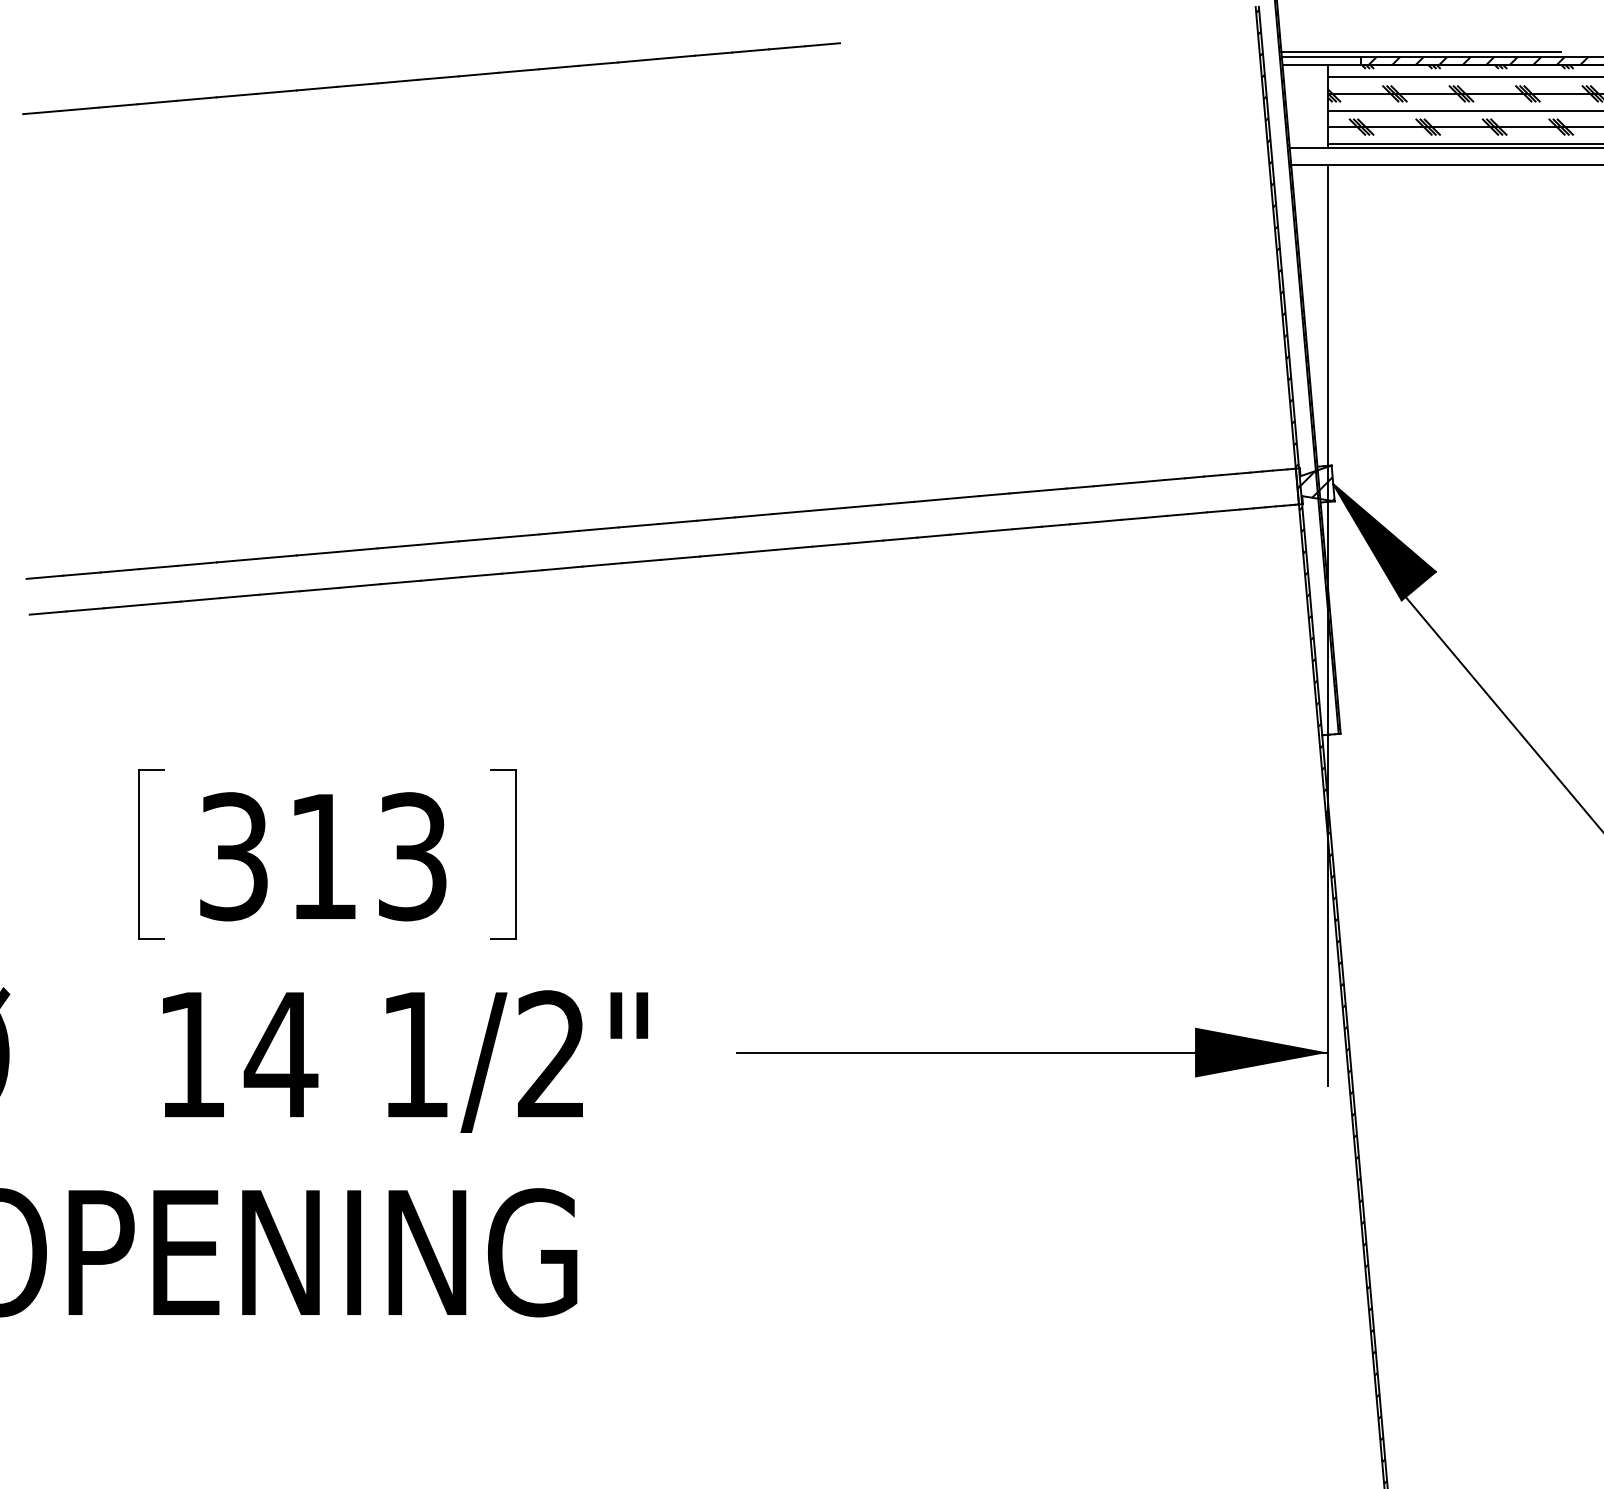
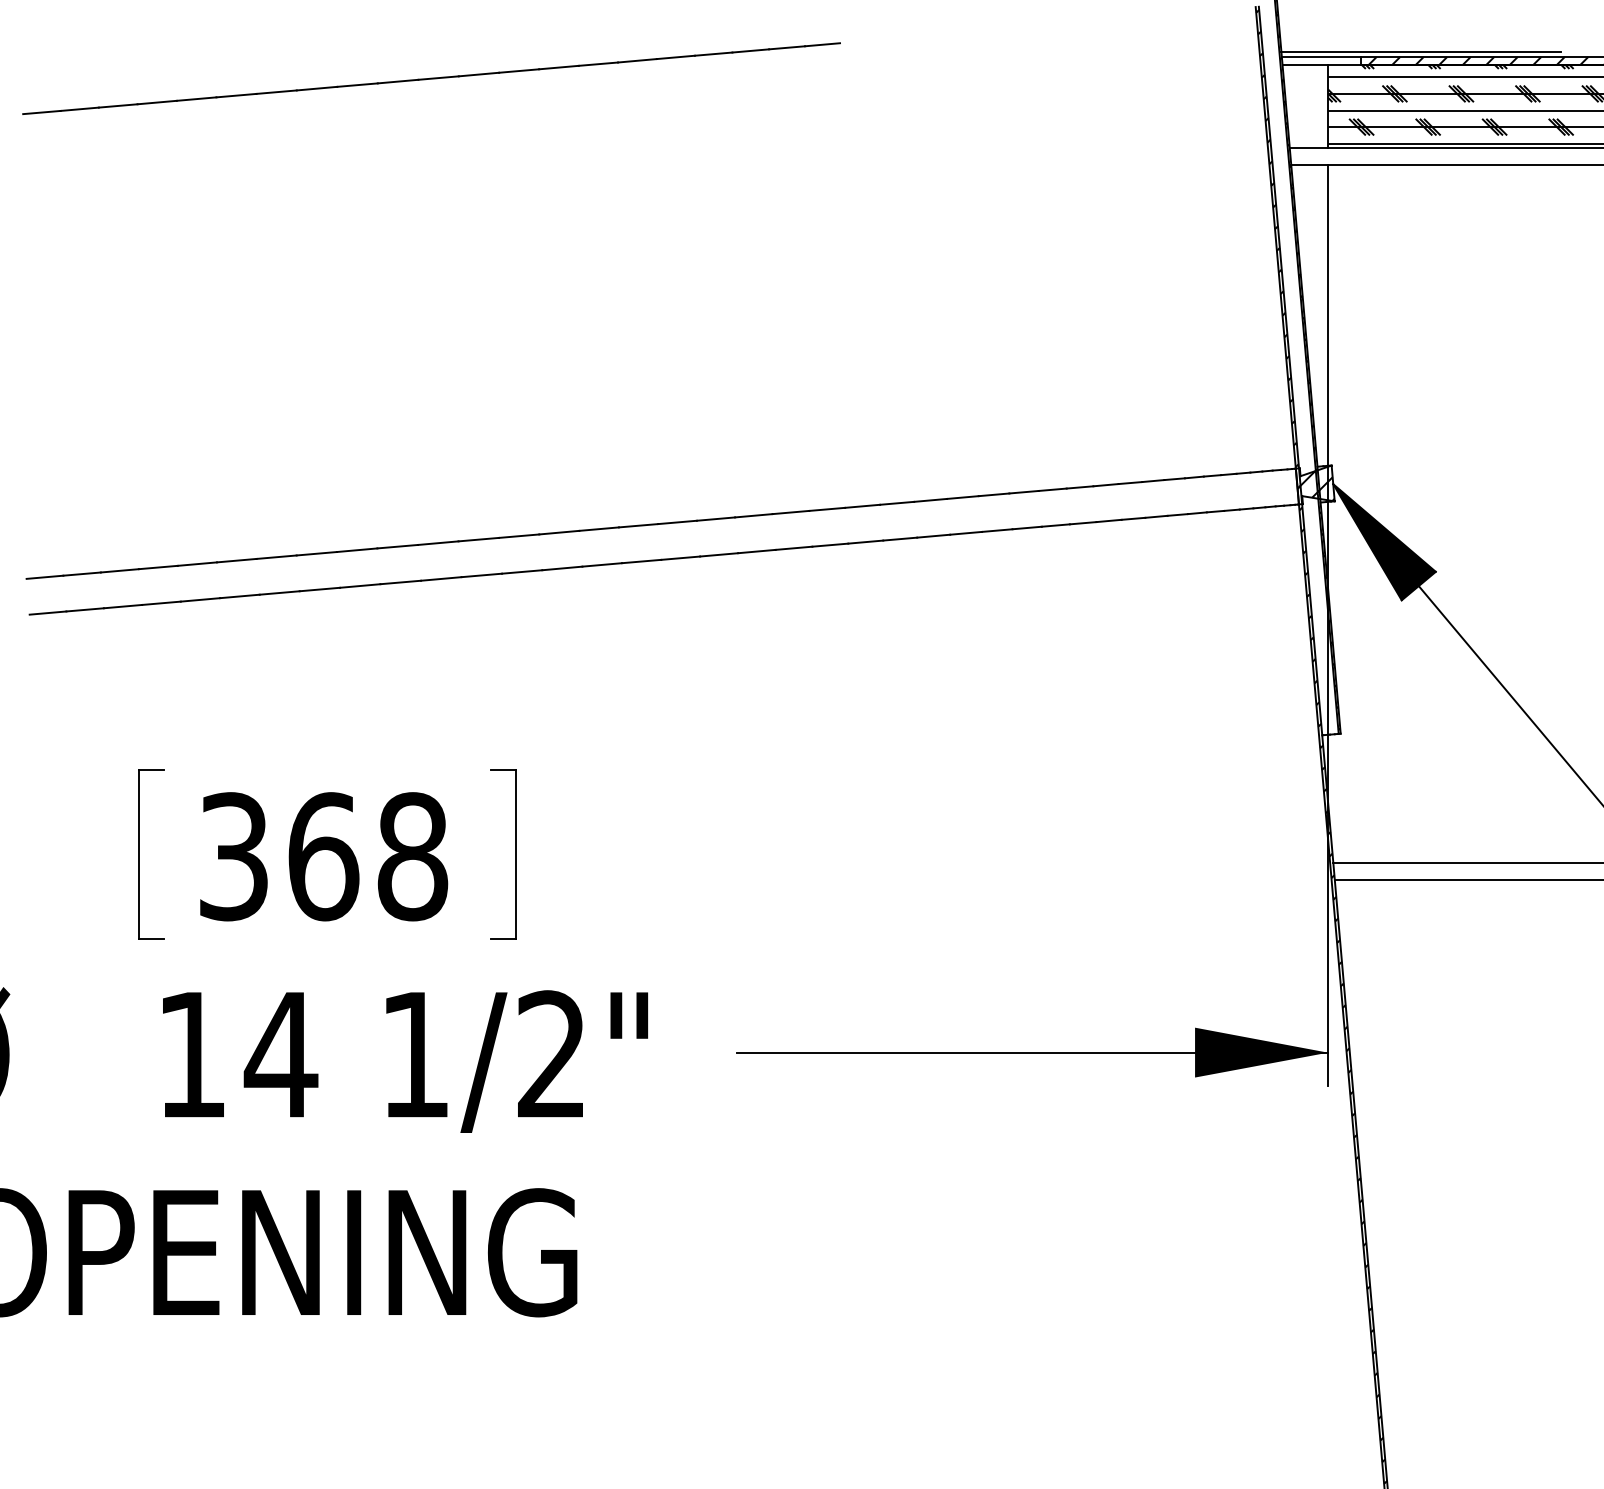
line position: (1502, 713) -> (1509, 694) (1509, 694)
text: 313 -> 368 (368, 856)
line: none -> present (1466, 863)
line: none -> present (1467, 879)
